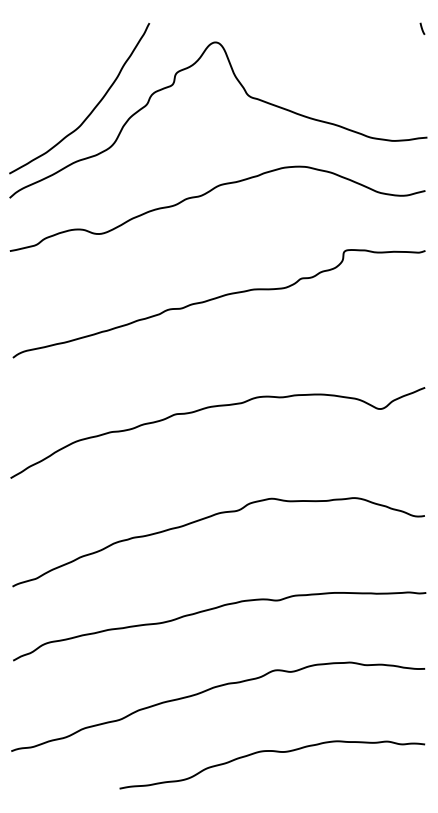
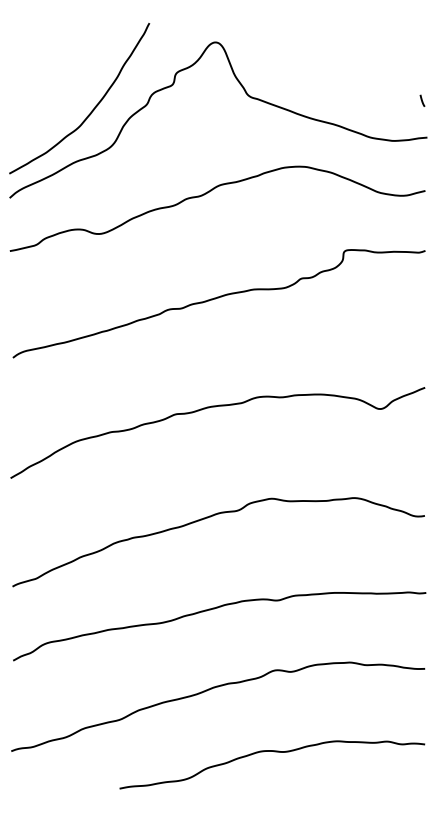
curve position: (422, 28) -> (422, 100) (422, 100)
